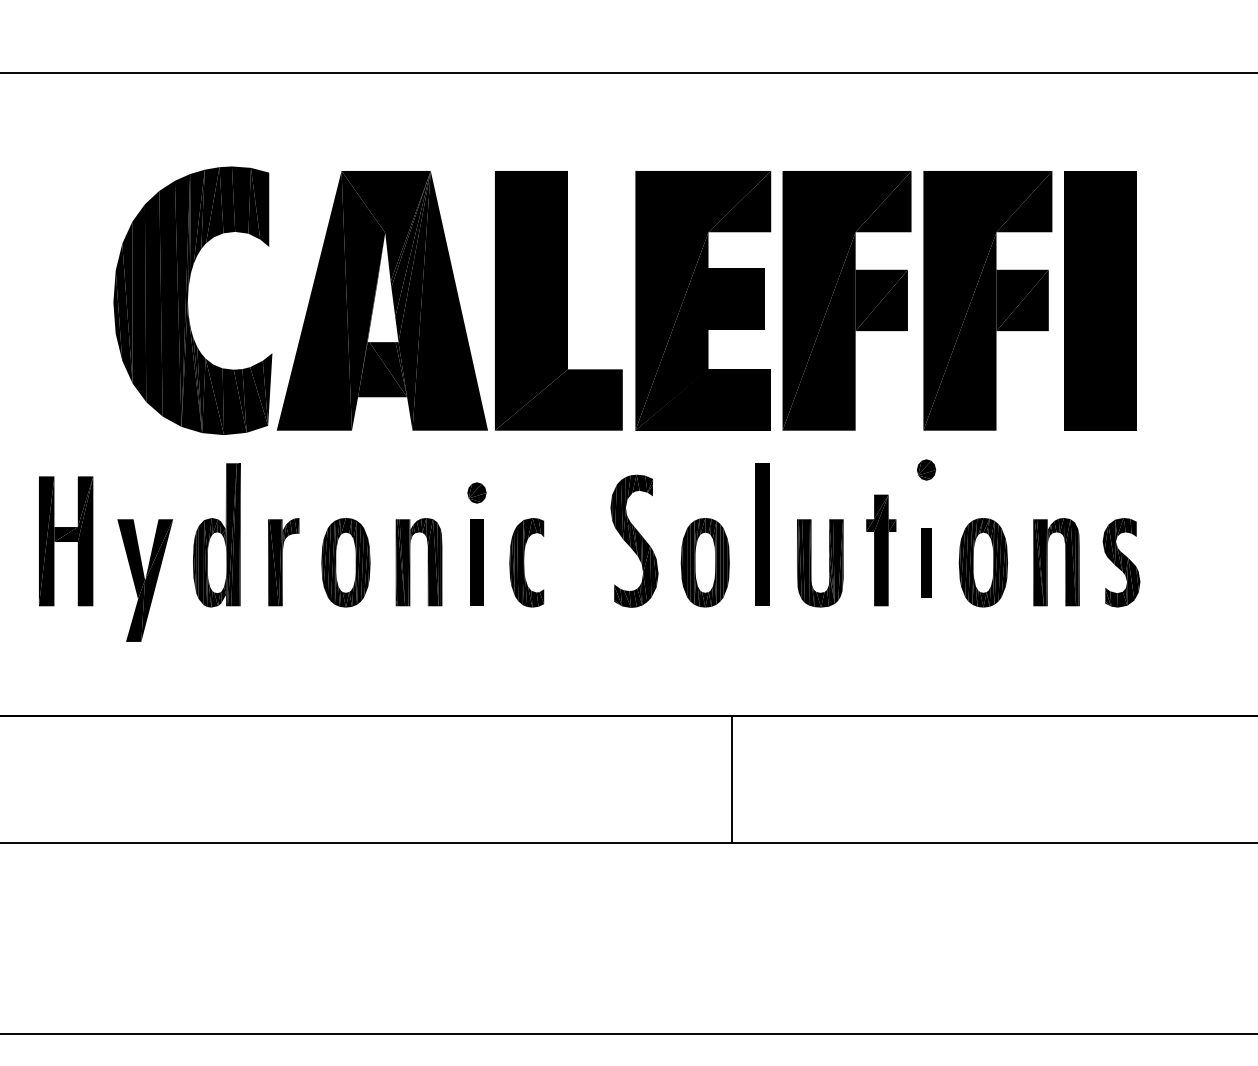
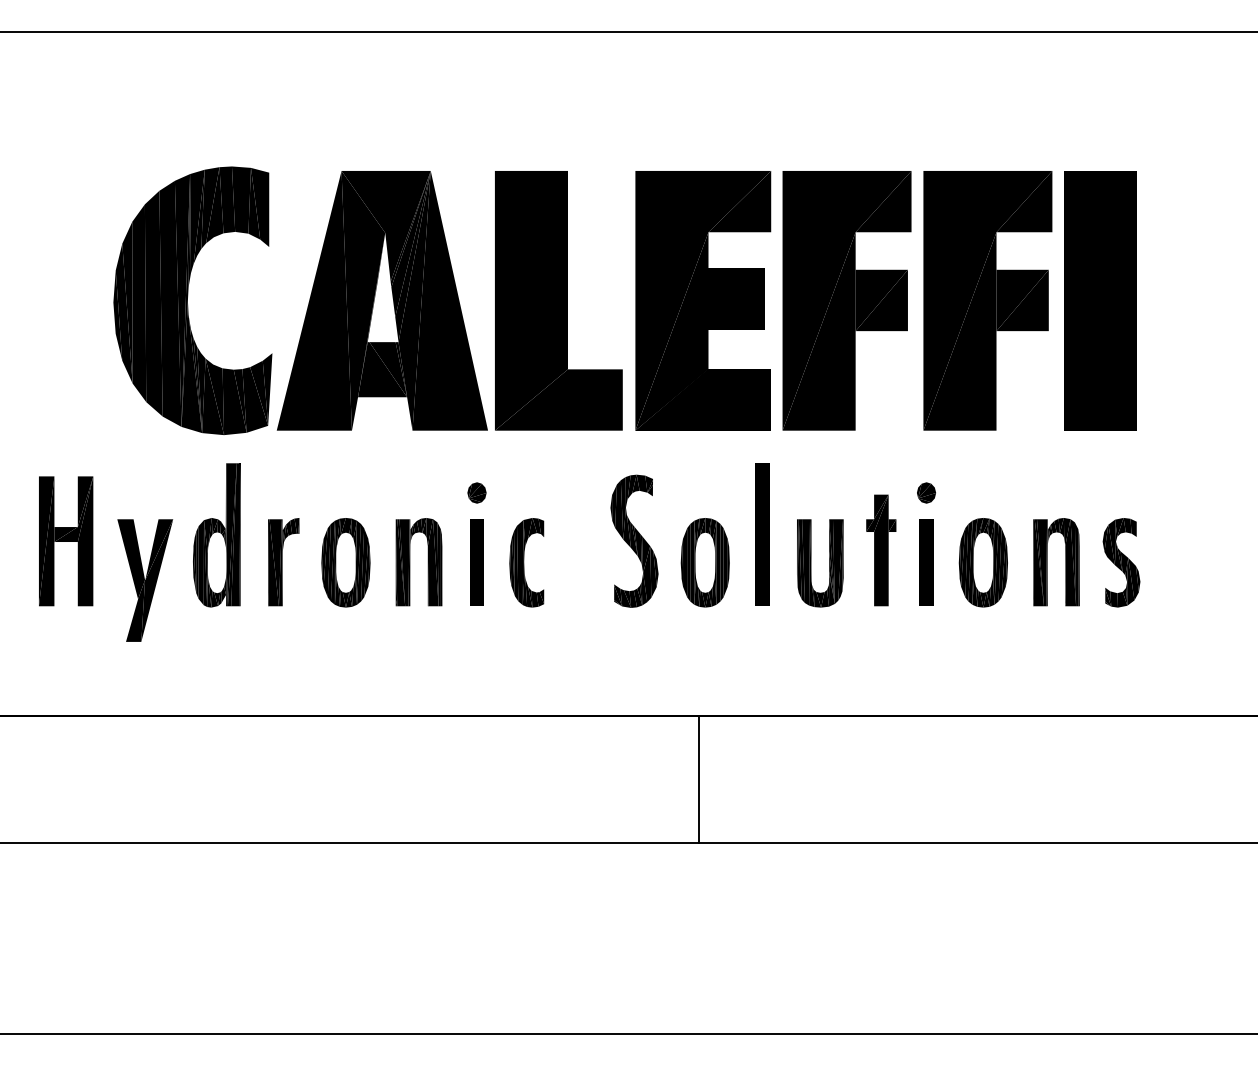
line position: (628, 73) -> (628, 32) (628, 32)
part position: (926, 469) -> (926, 492) (926, 492)
part size: 11x70 px -> 15x87 px (926, 562)
line position: (731, 779) -> (698, 779) (698, 779)
